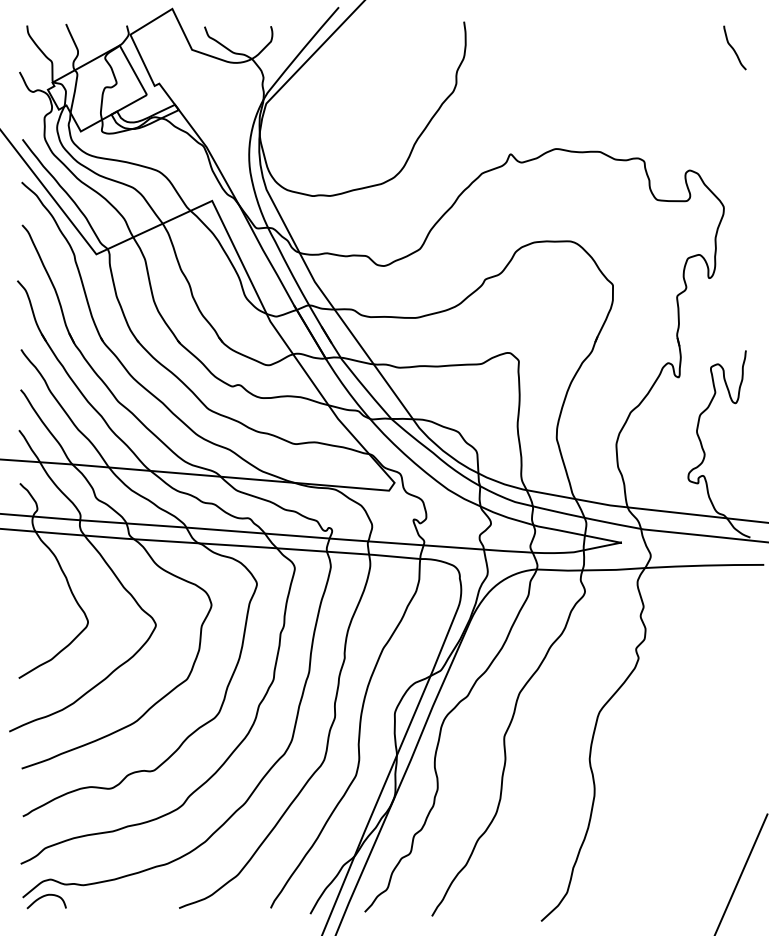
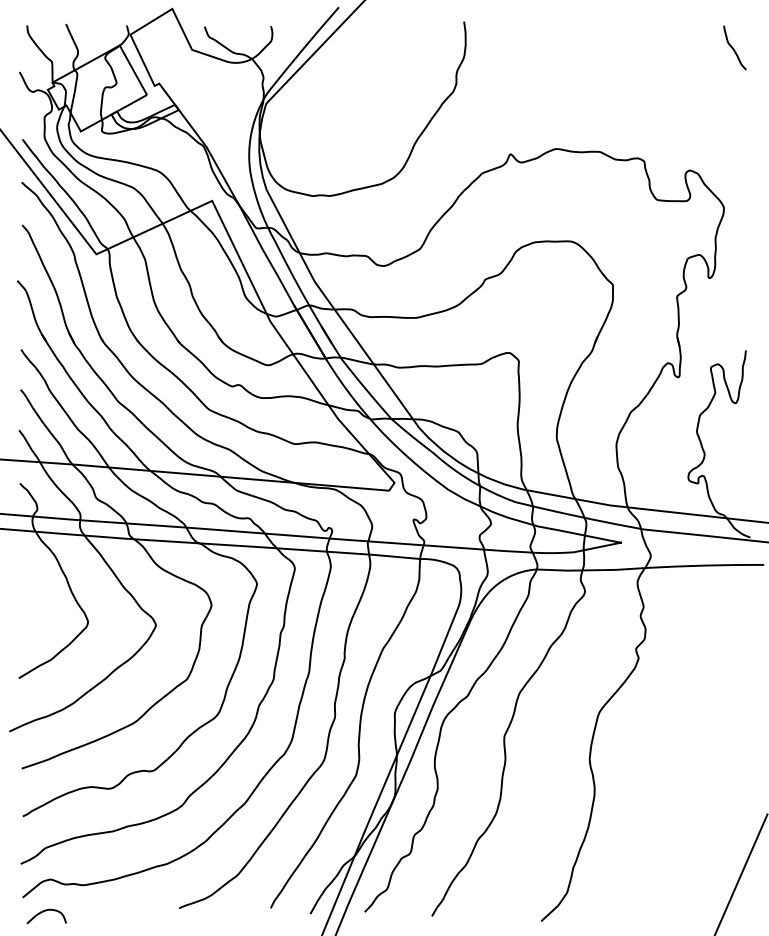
curve position: (46, 896) -> (46, 911) (46, 911)
